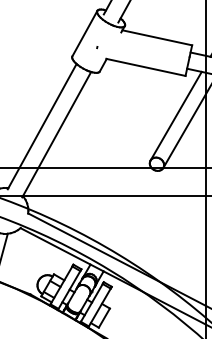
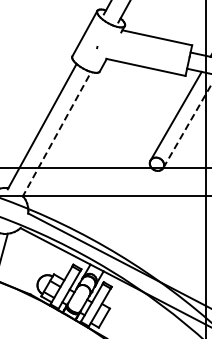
line: solid -> dashed (187, 125)
line: solid -> dashed (56, 134)
